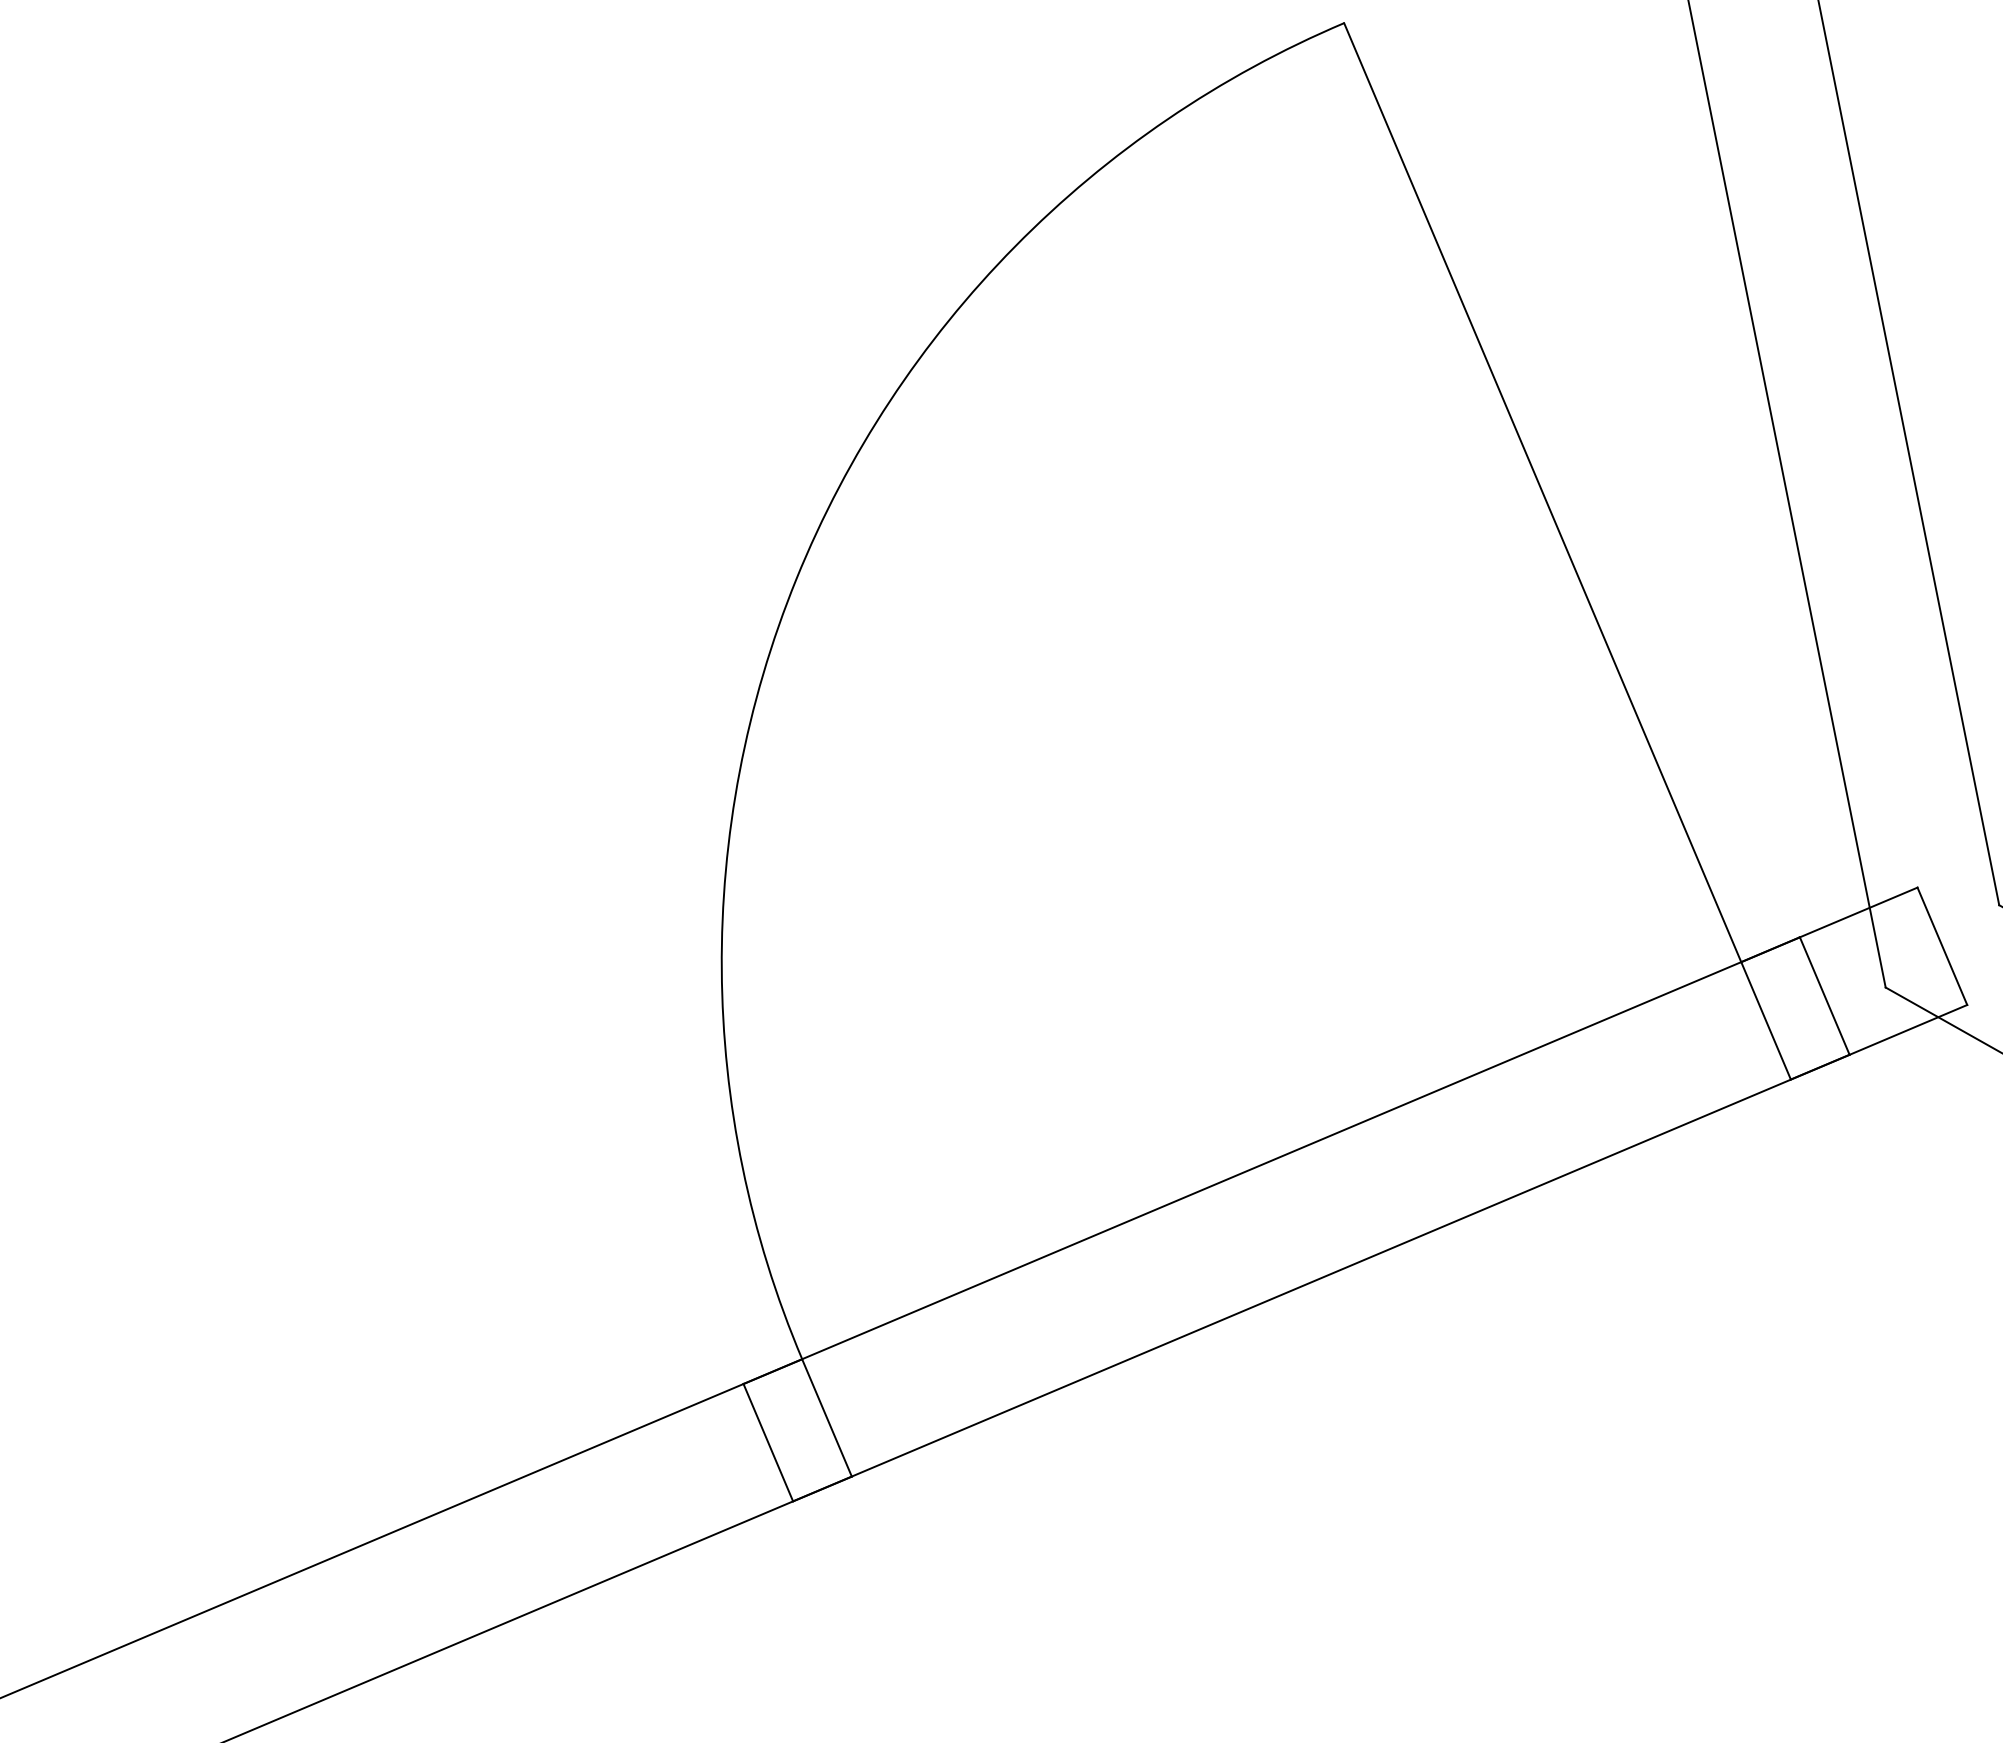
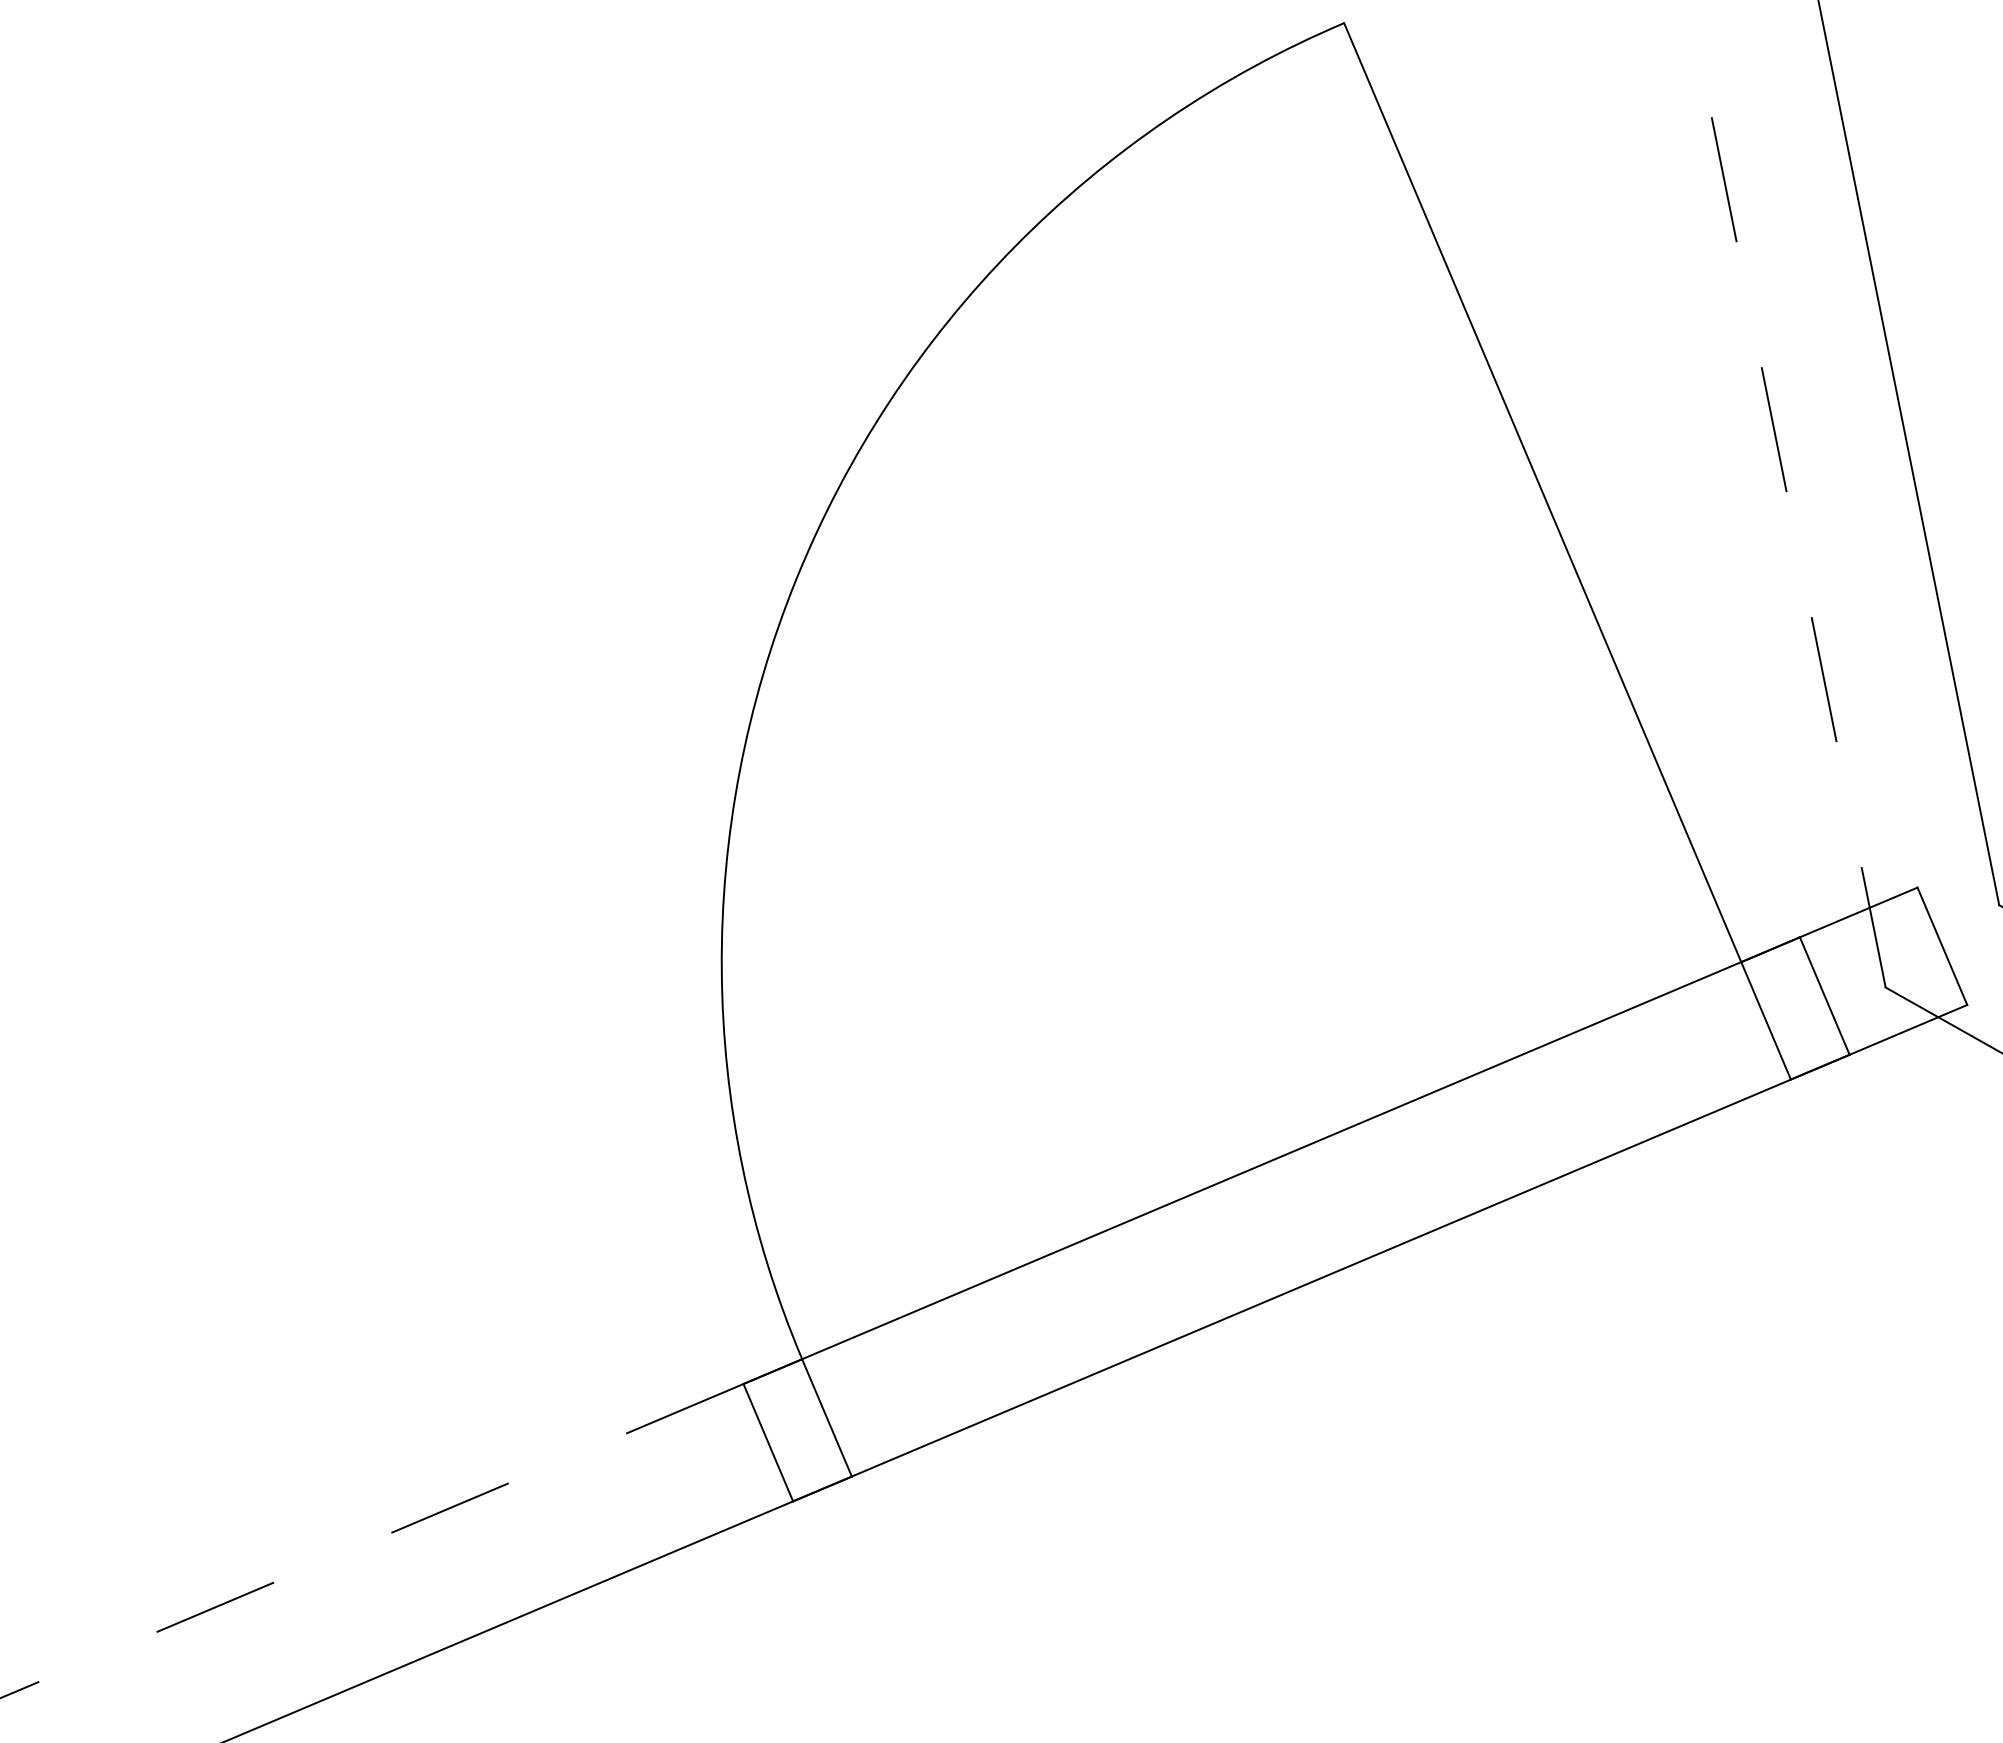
line: solid -> dashed (1787, 494)
line: solid -> dashed (371, 1541)
